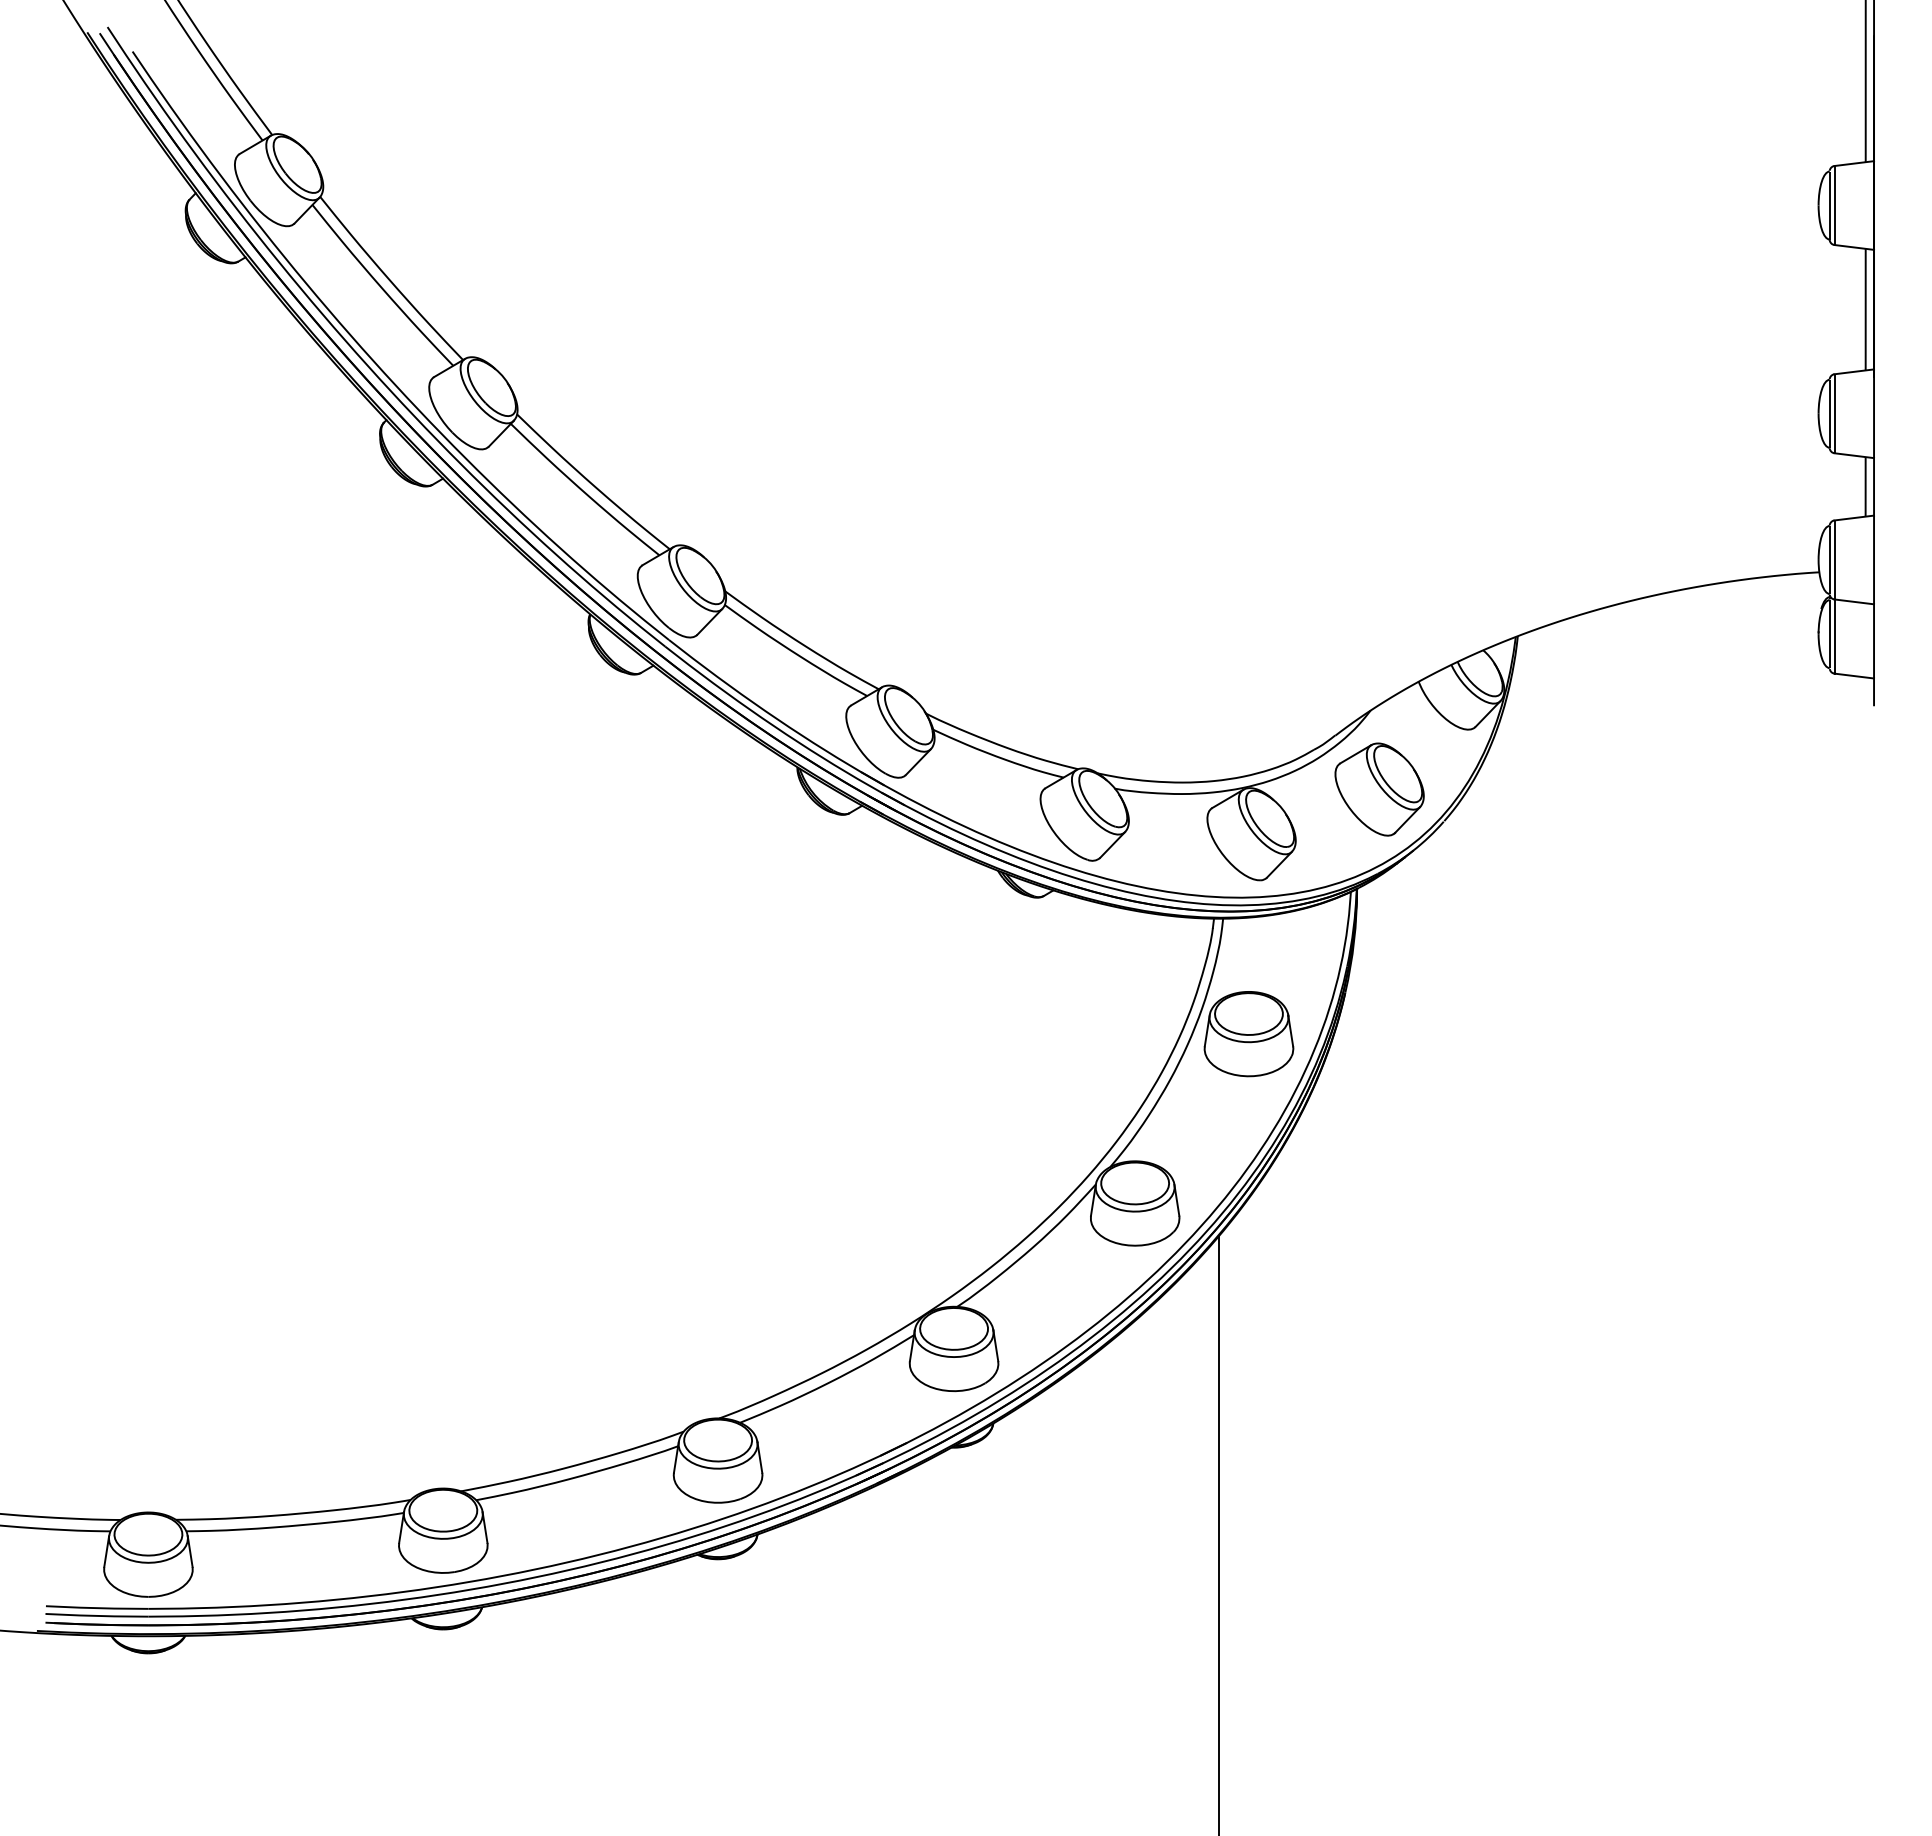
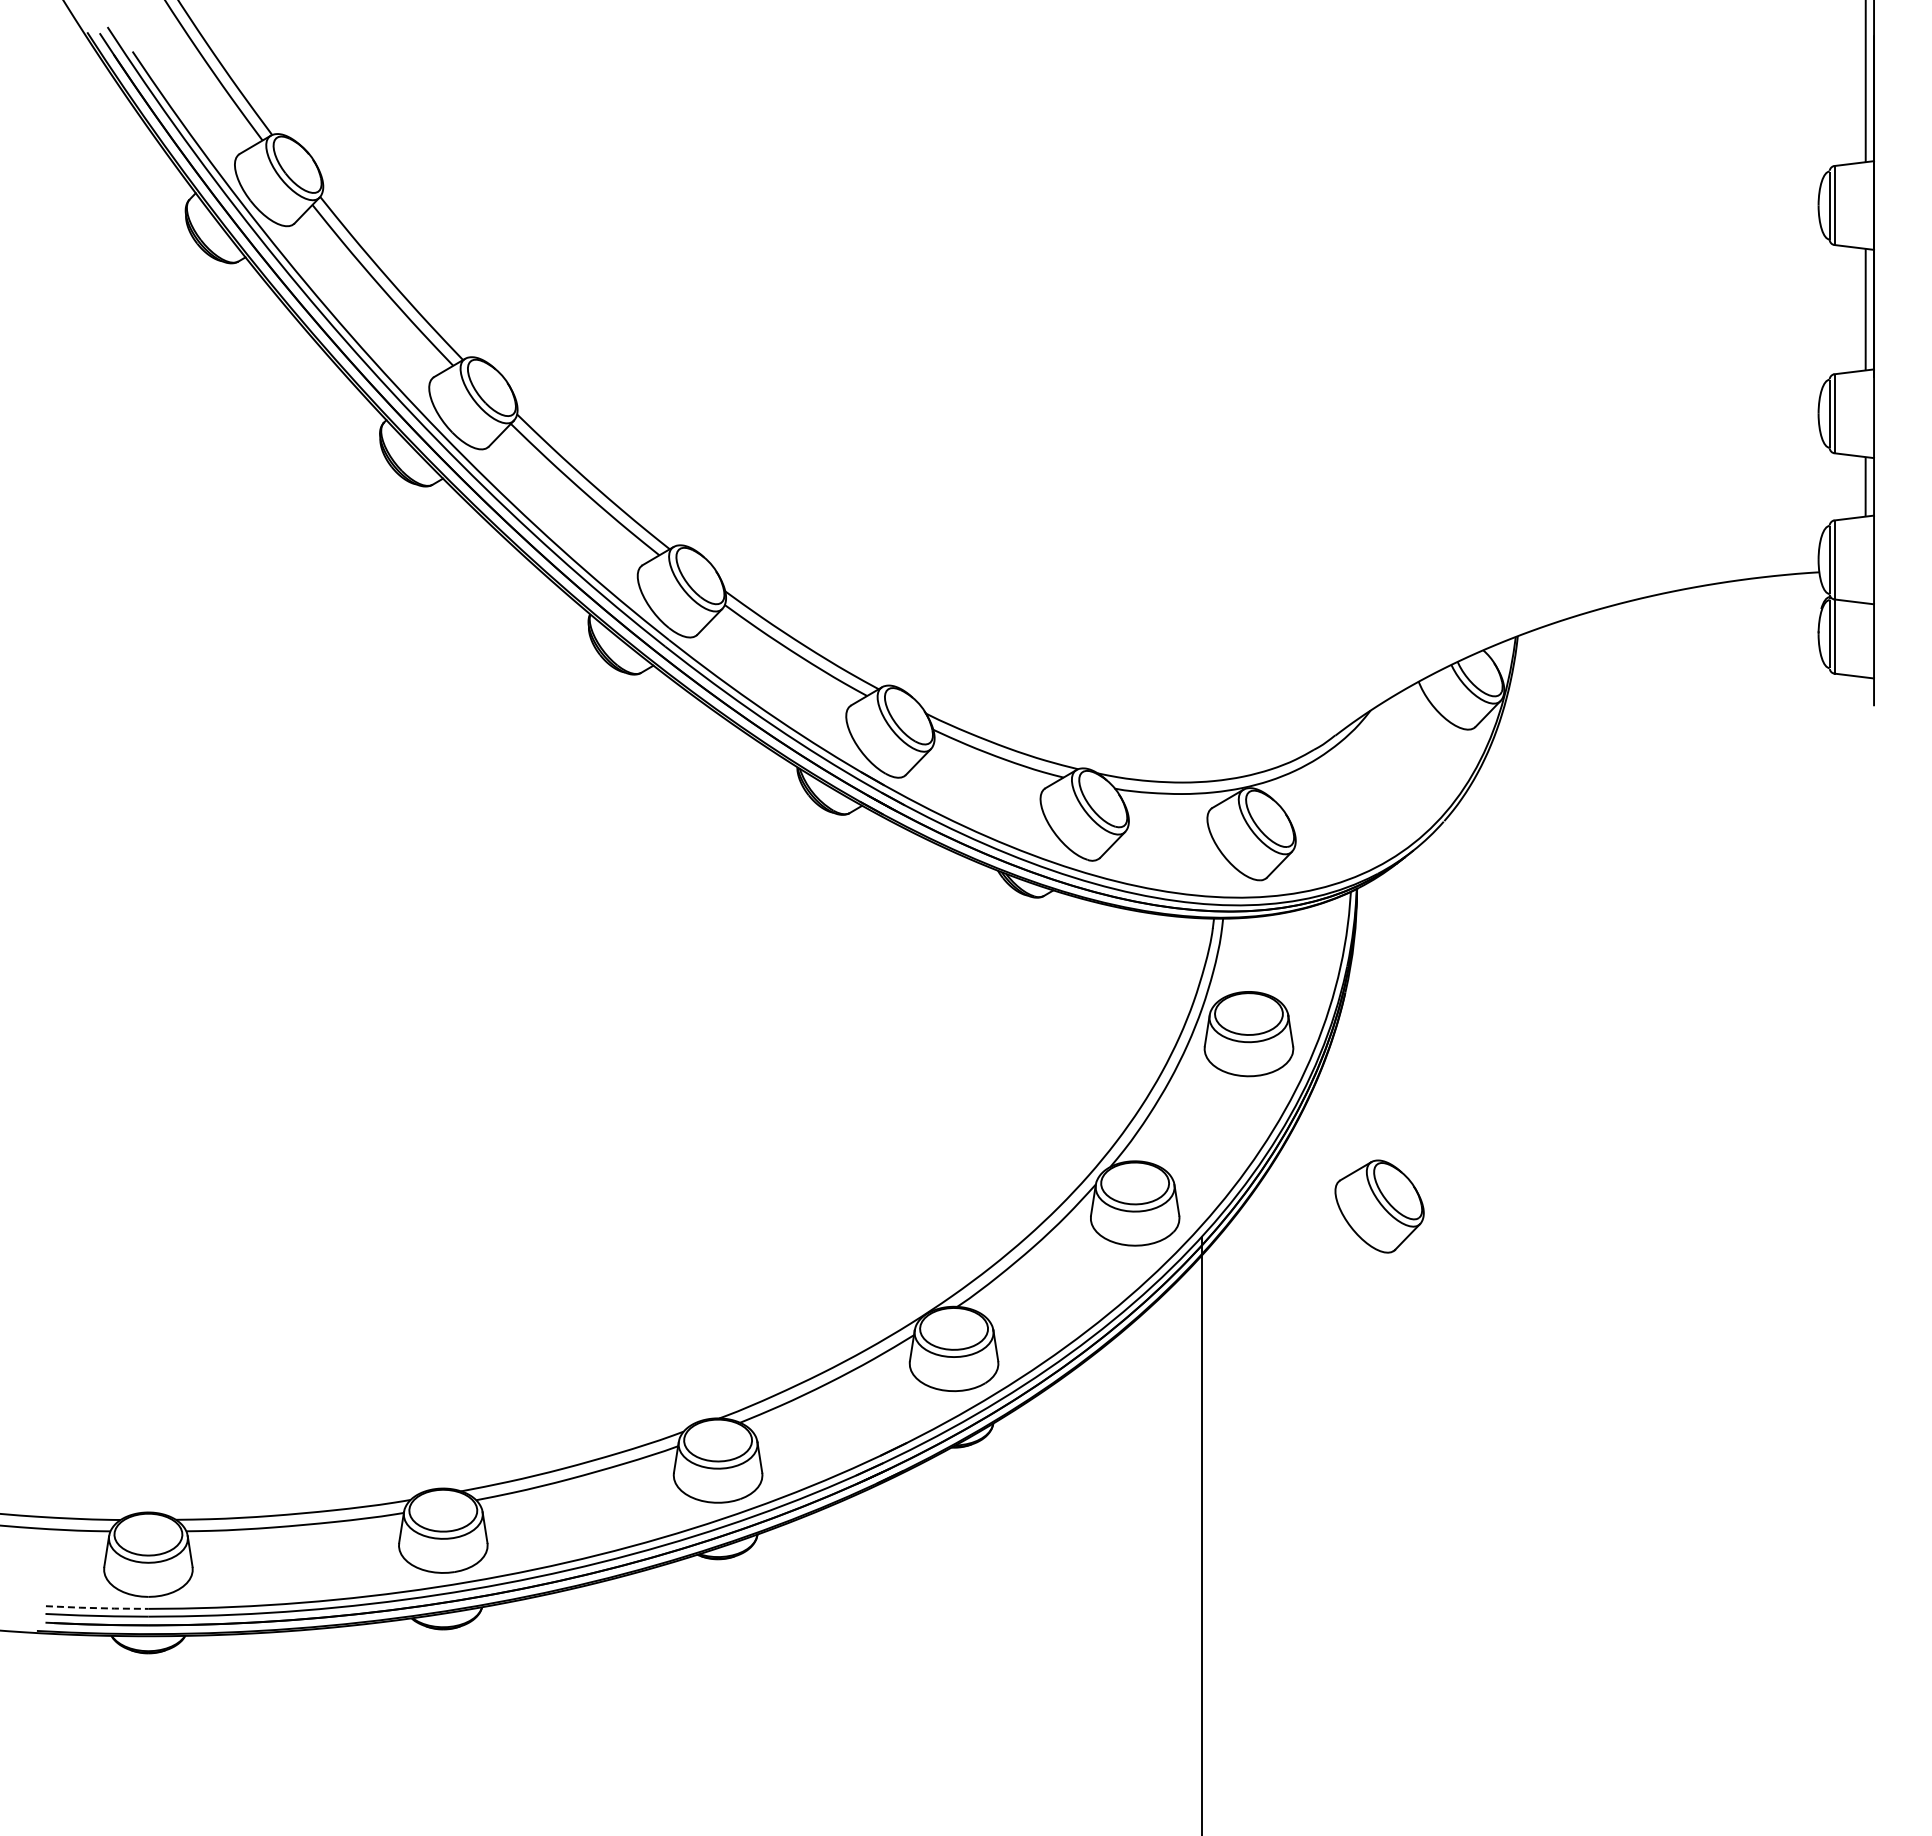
part position: (1379, 789) -> (1379, 1206) (1379, 1206)
line position: (1218, 1534) -> (1201, 1534) (1201, 1534)
line: solid -> dashed (97, 1608)
